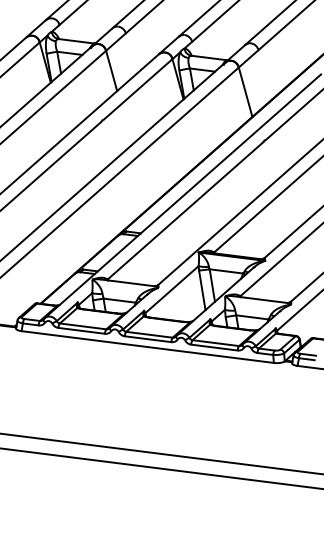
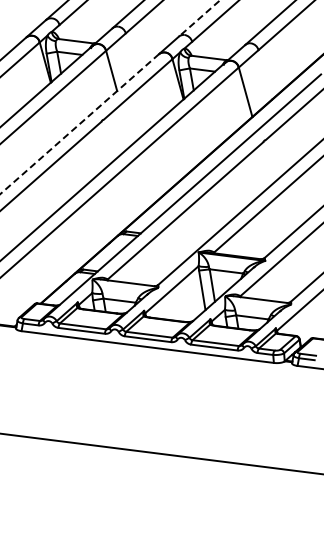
line: solid -> dashed (199, 18)
line: solid -> dashed (79, 124)
line: present -> none (161, 468)
